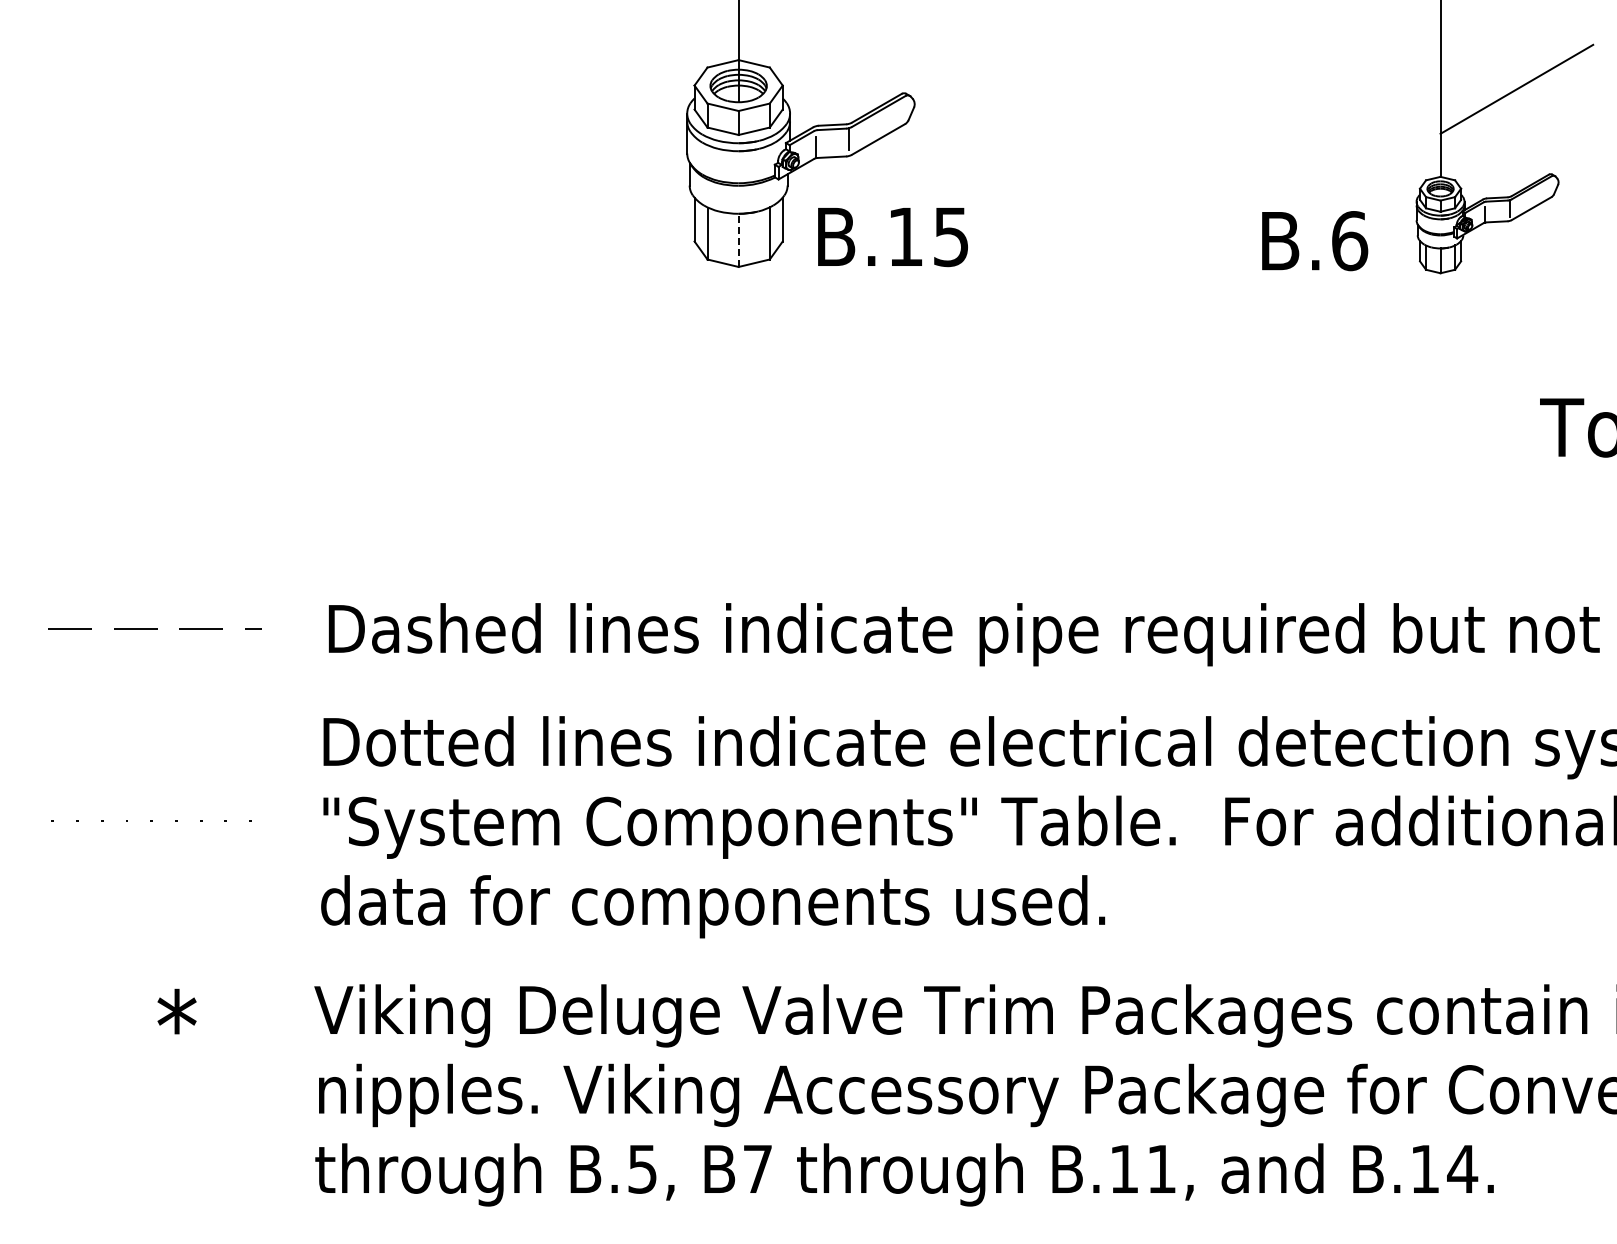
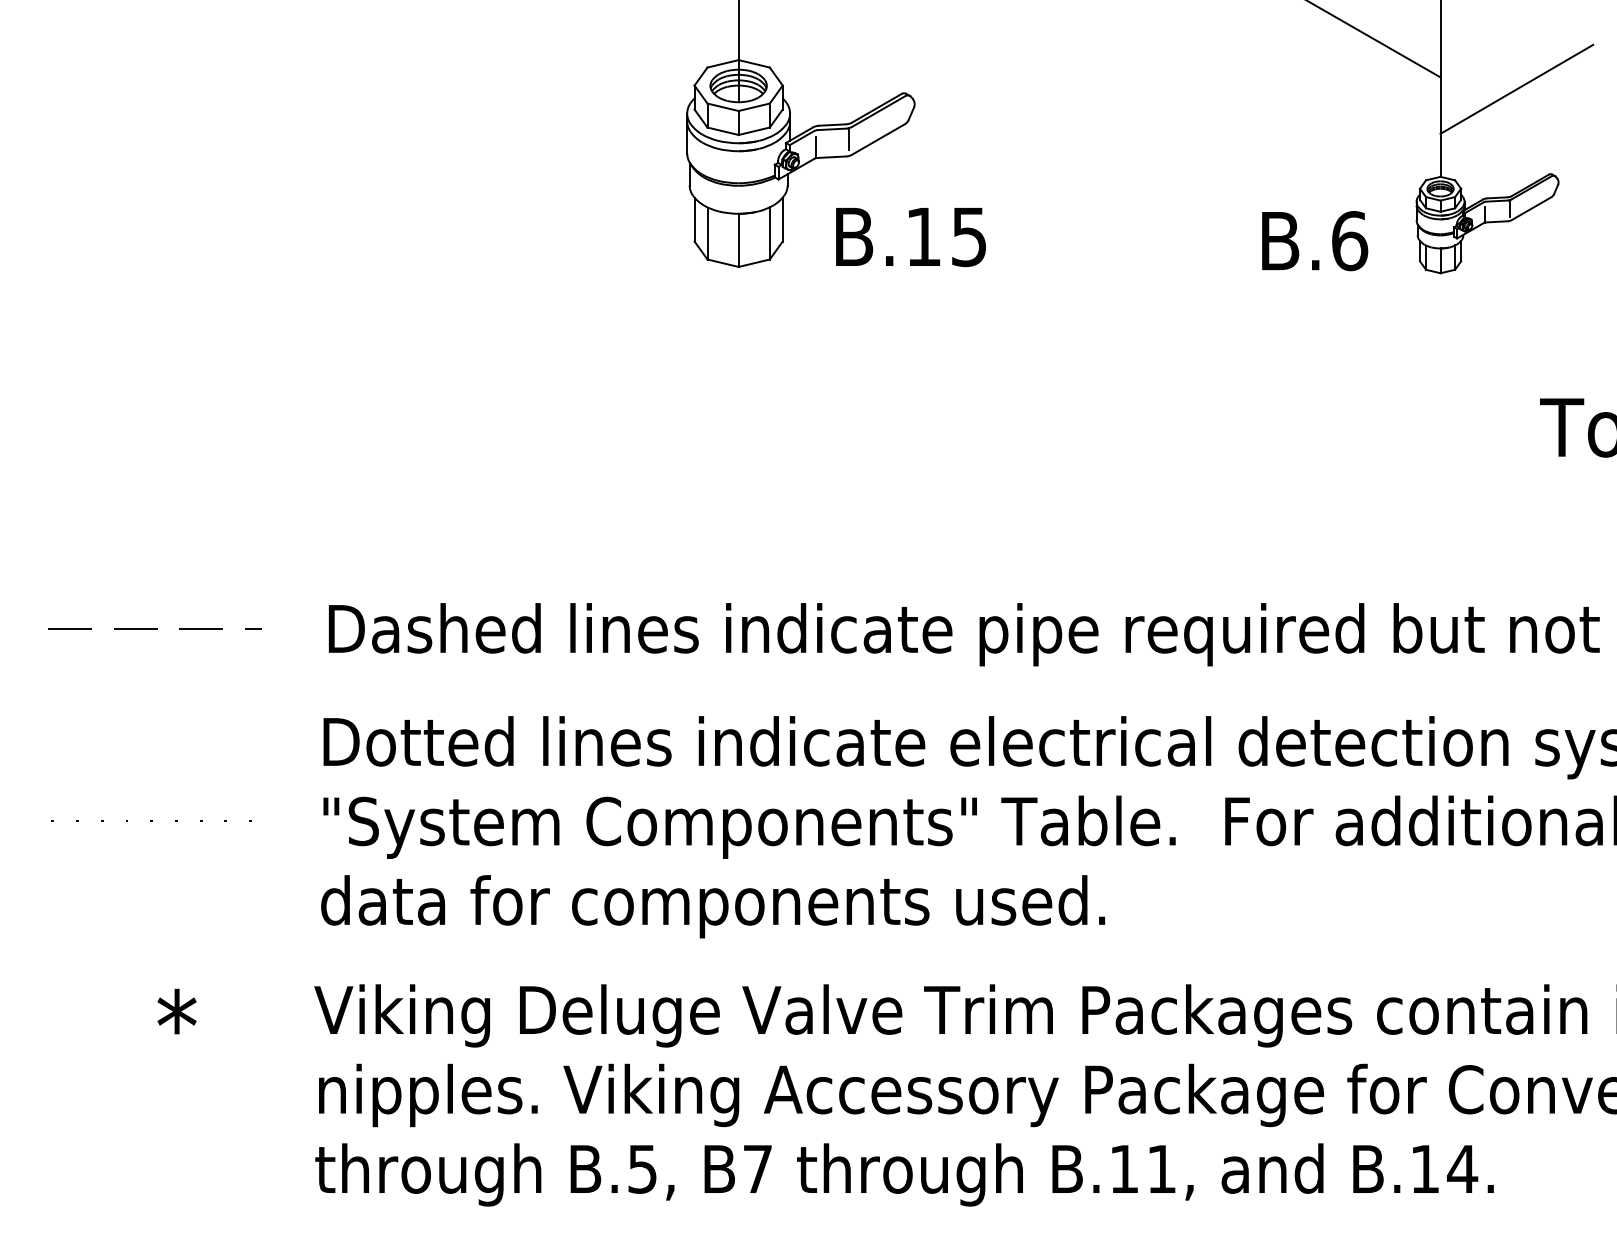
line: none -> present (1374, 39)
text position: (892, 237) -> (910, 237) (910, 237)
line: dashed -> solid (738, 240)
